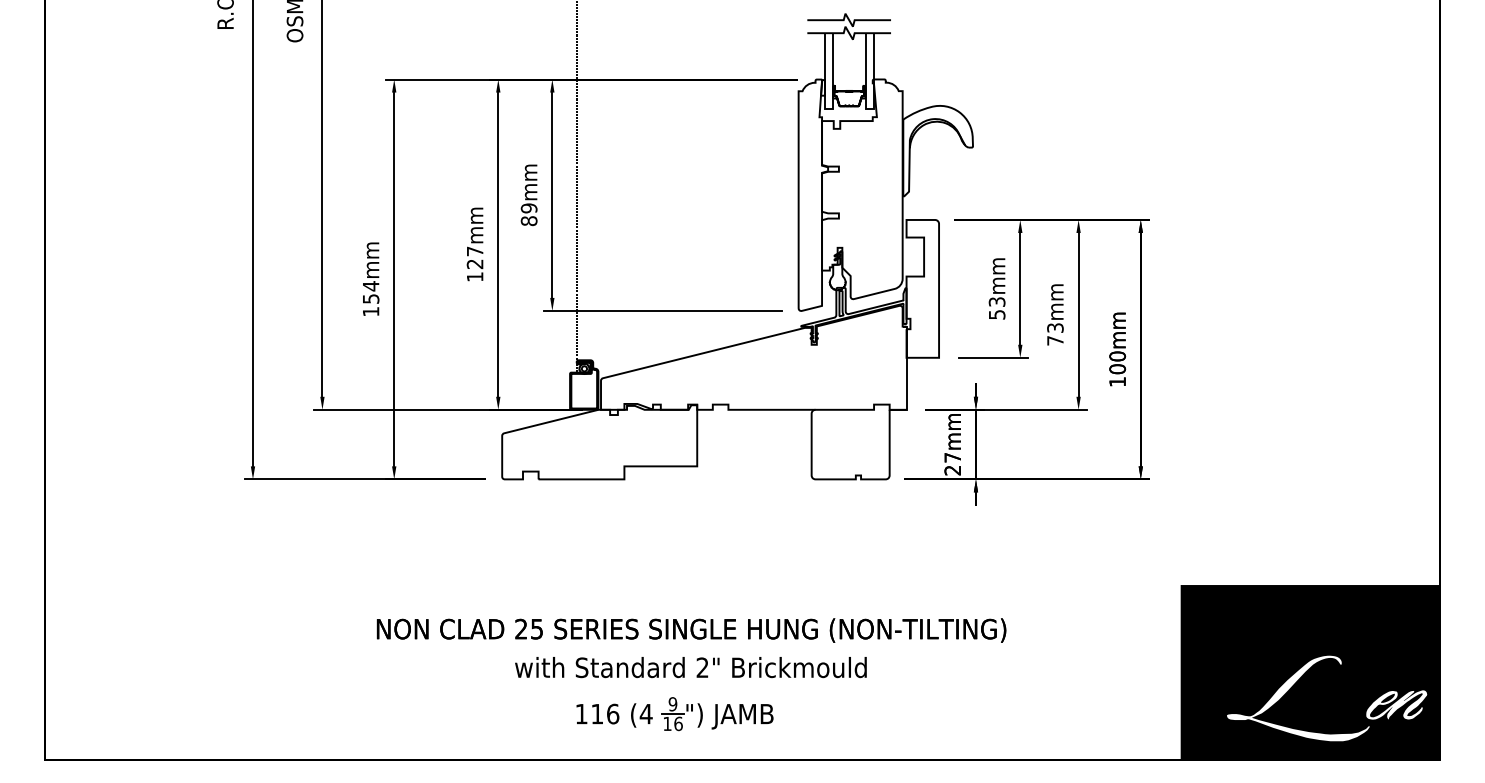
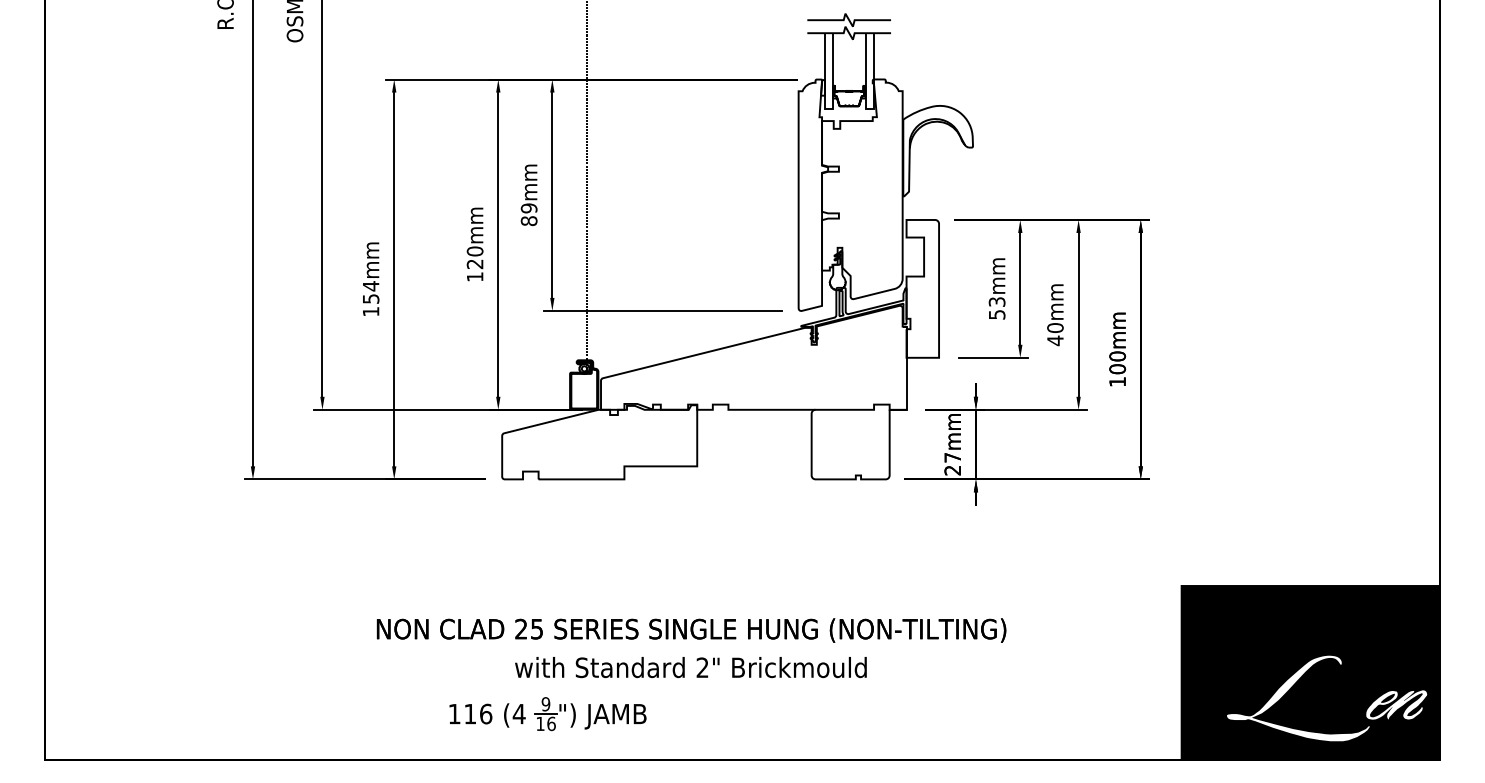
line position: (576, 186) -> (586, 186) (586, 186)
text: 127mm -> 120mm (474, 251)
text: 73mm -> 40mm (1055, 334)
part position: (674, 714) -> (547, 714) (547, 714)
